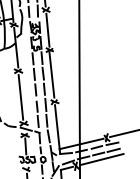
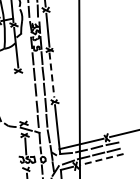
line: solid -> dashed (51, 75)
line: present -> none (20, 97)
line: solid -> dashed (101, 159)
